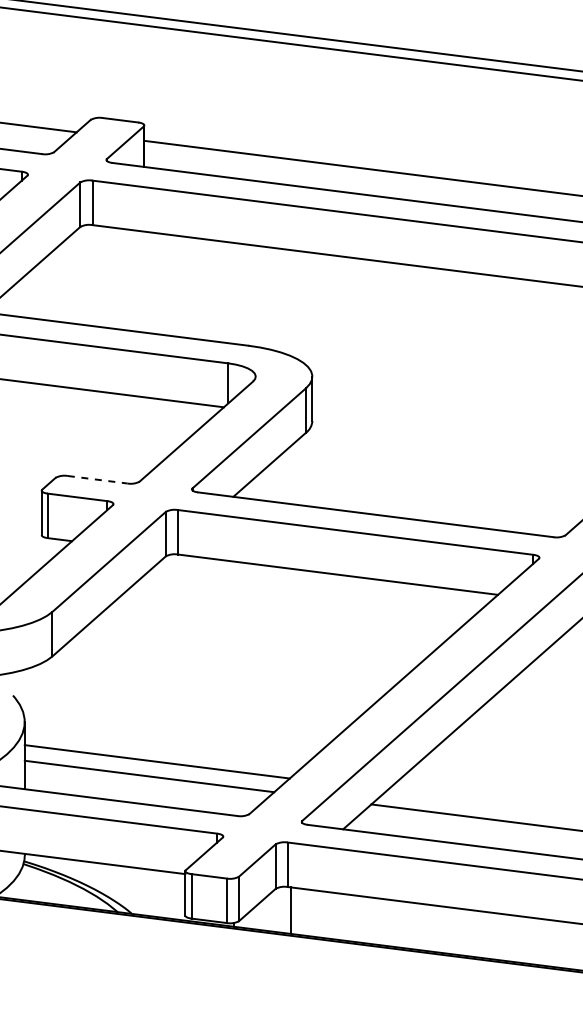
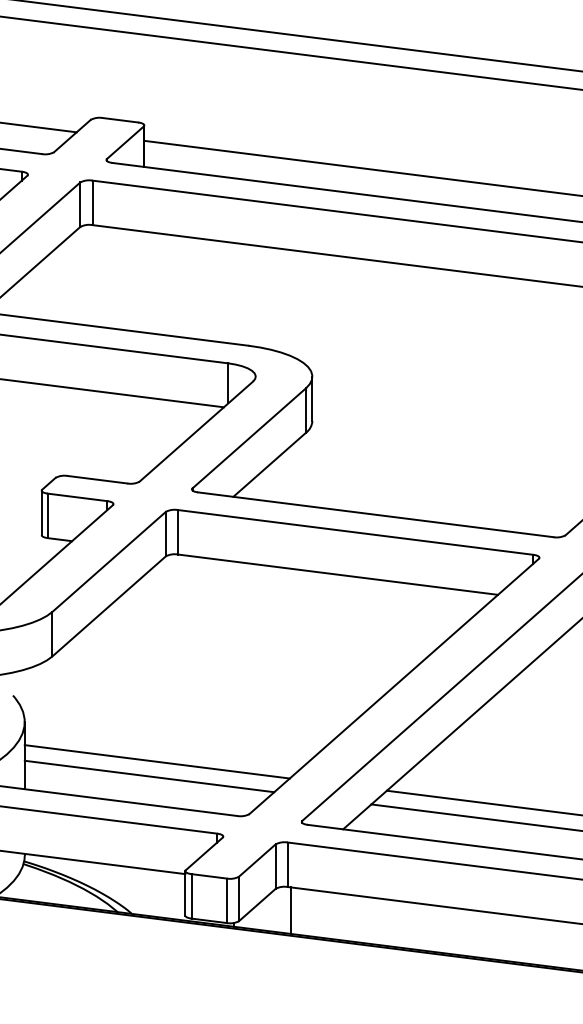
line position: (290, 43) -> (290, 52) (290, 52)
line: dashed -> solid (98, 479)
line: none -> present (482, 802)
